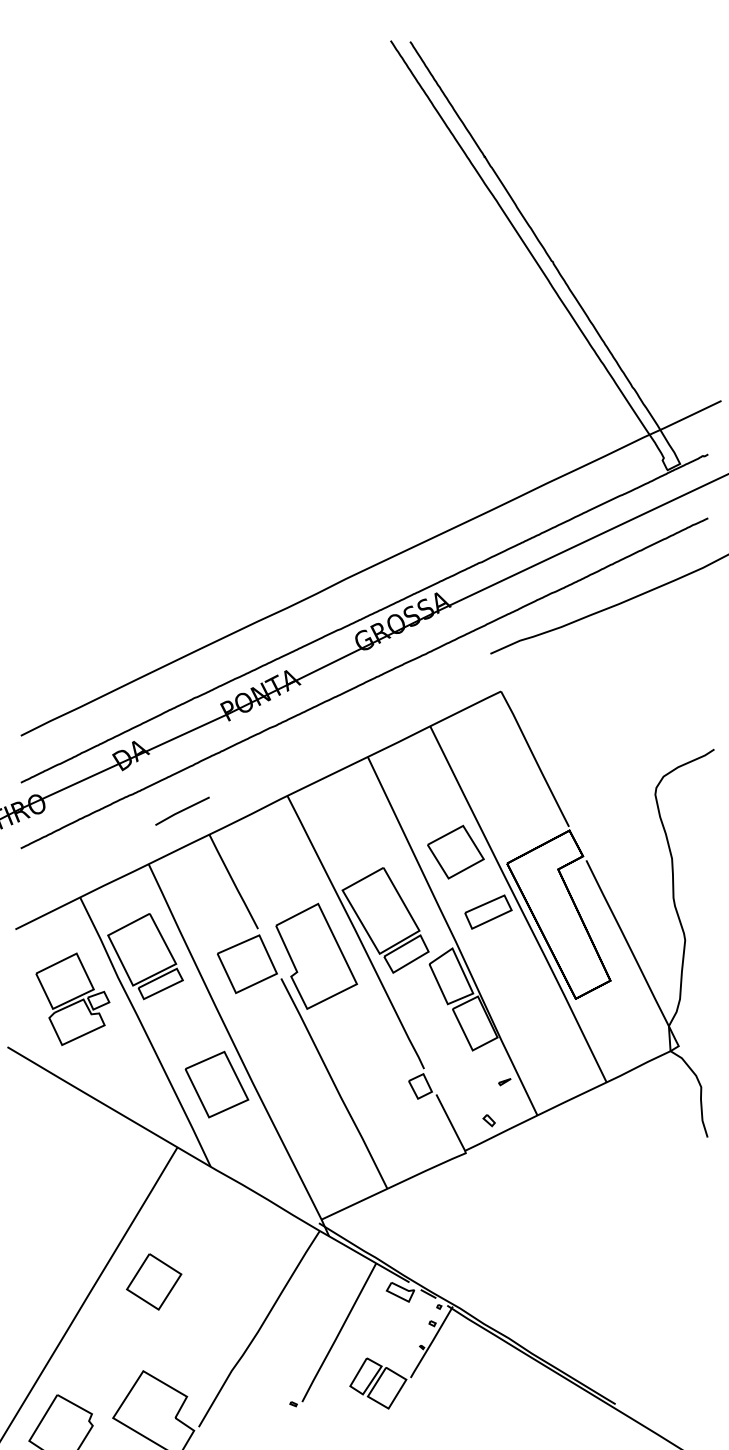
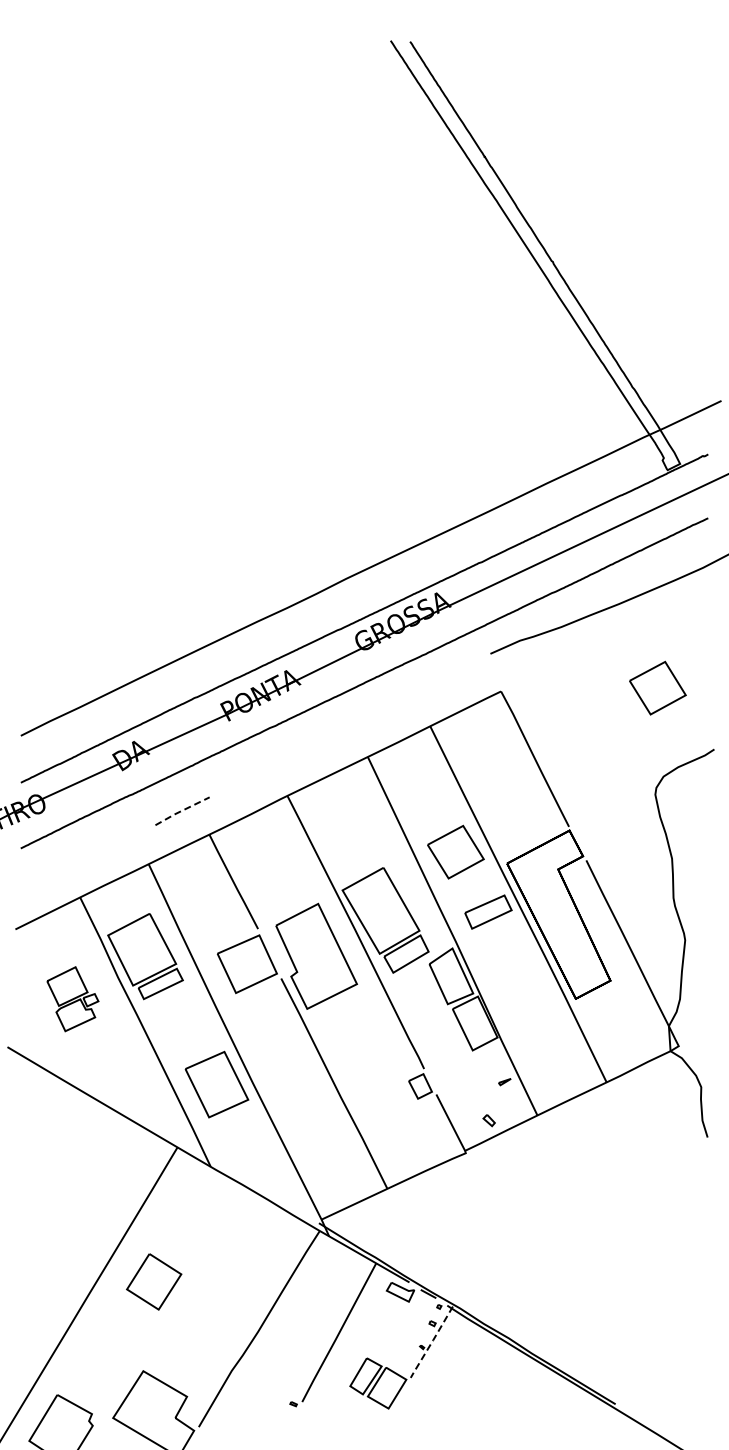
part: none -> present (657, 687)
line: solid -> dashed (181, 810)
part size: 76x94 px -> 54x67 px (72, 999)
line: solid -> dashed (432, 1342)
